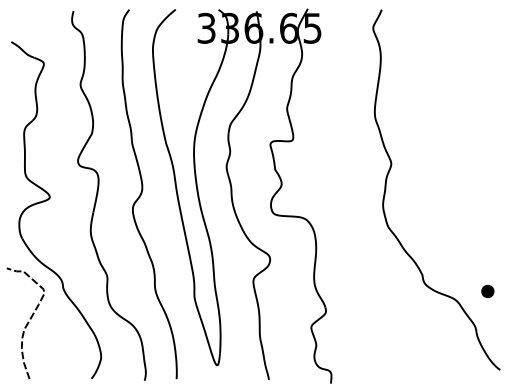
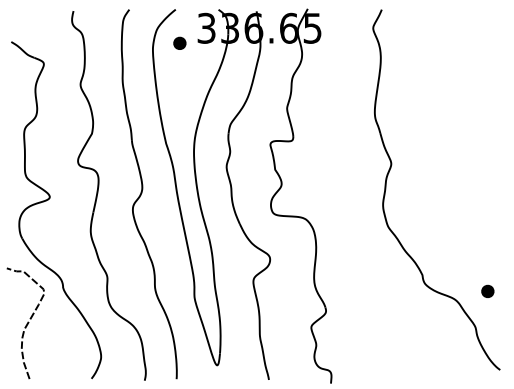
part: none -> present (179, 42)
